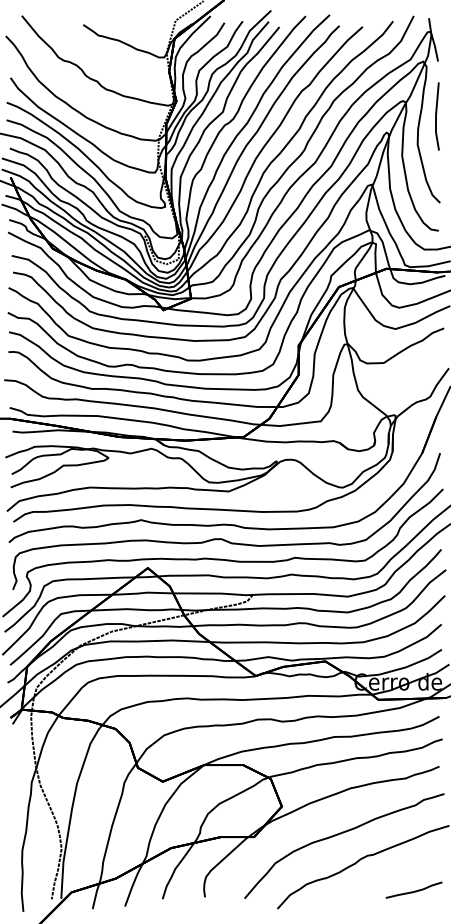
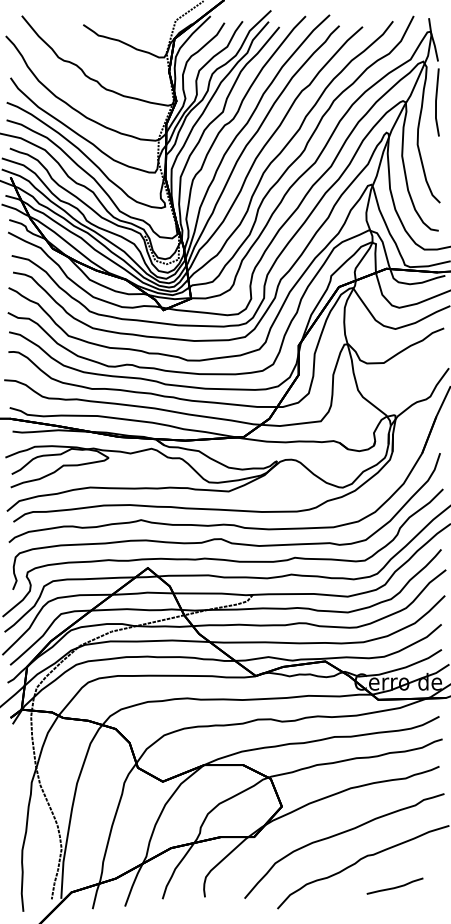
line position: (436, 116) -> (436, 102) (436, 102)
curve position: (414, 890) -> (395, 886) (395, 886)
